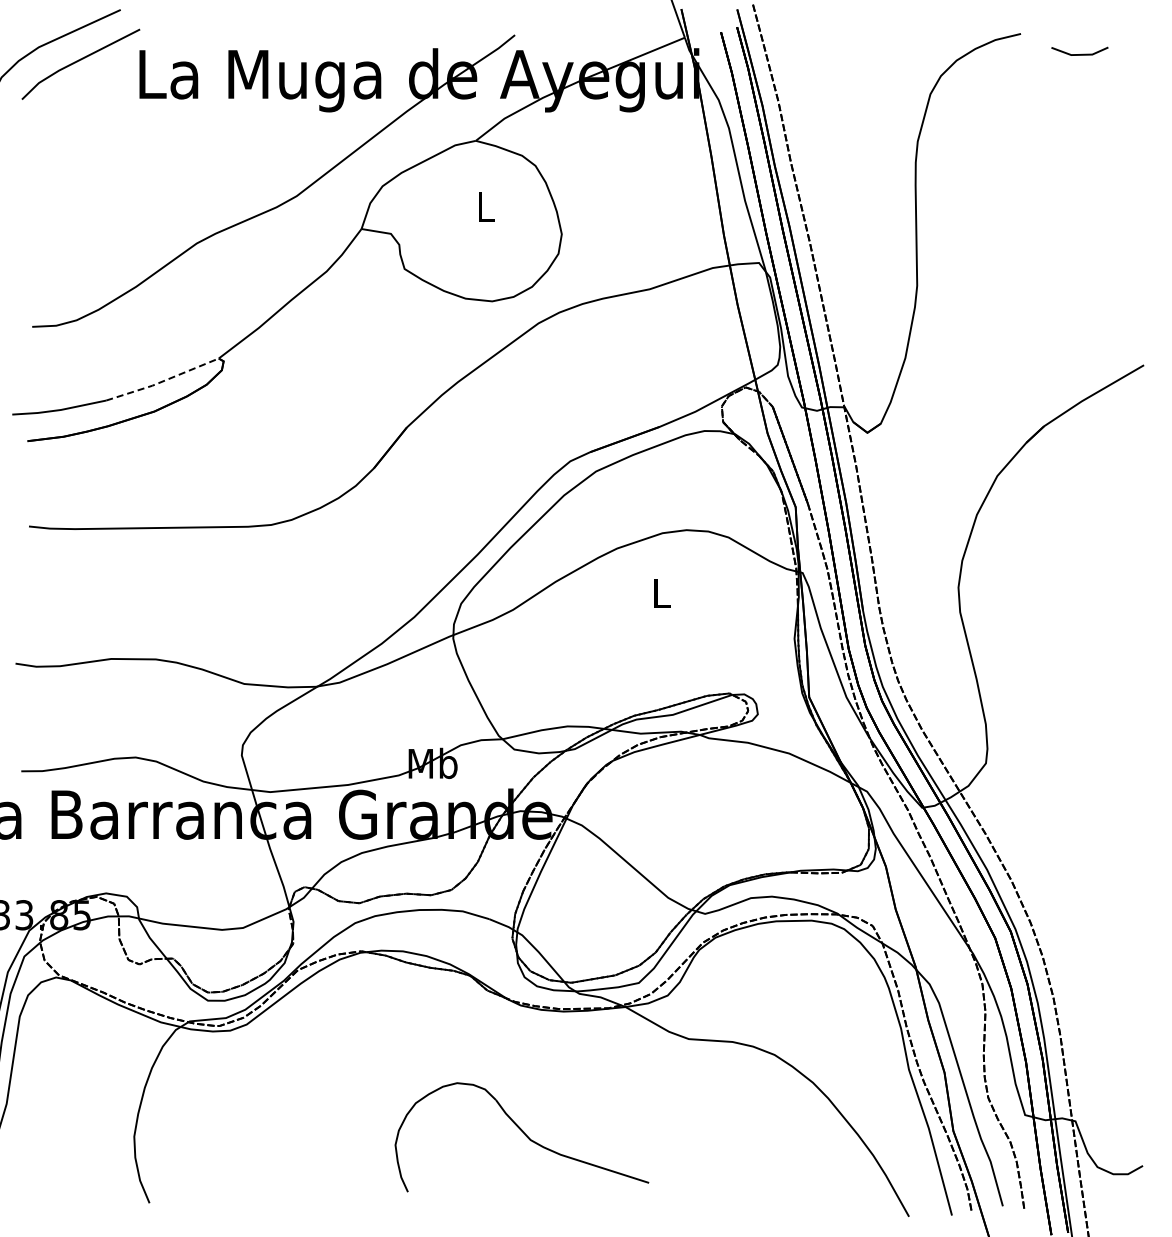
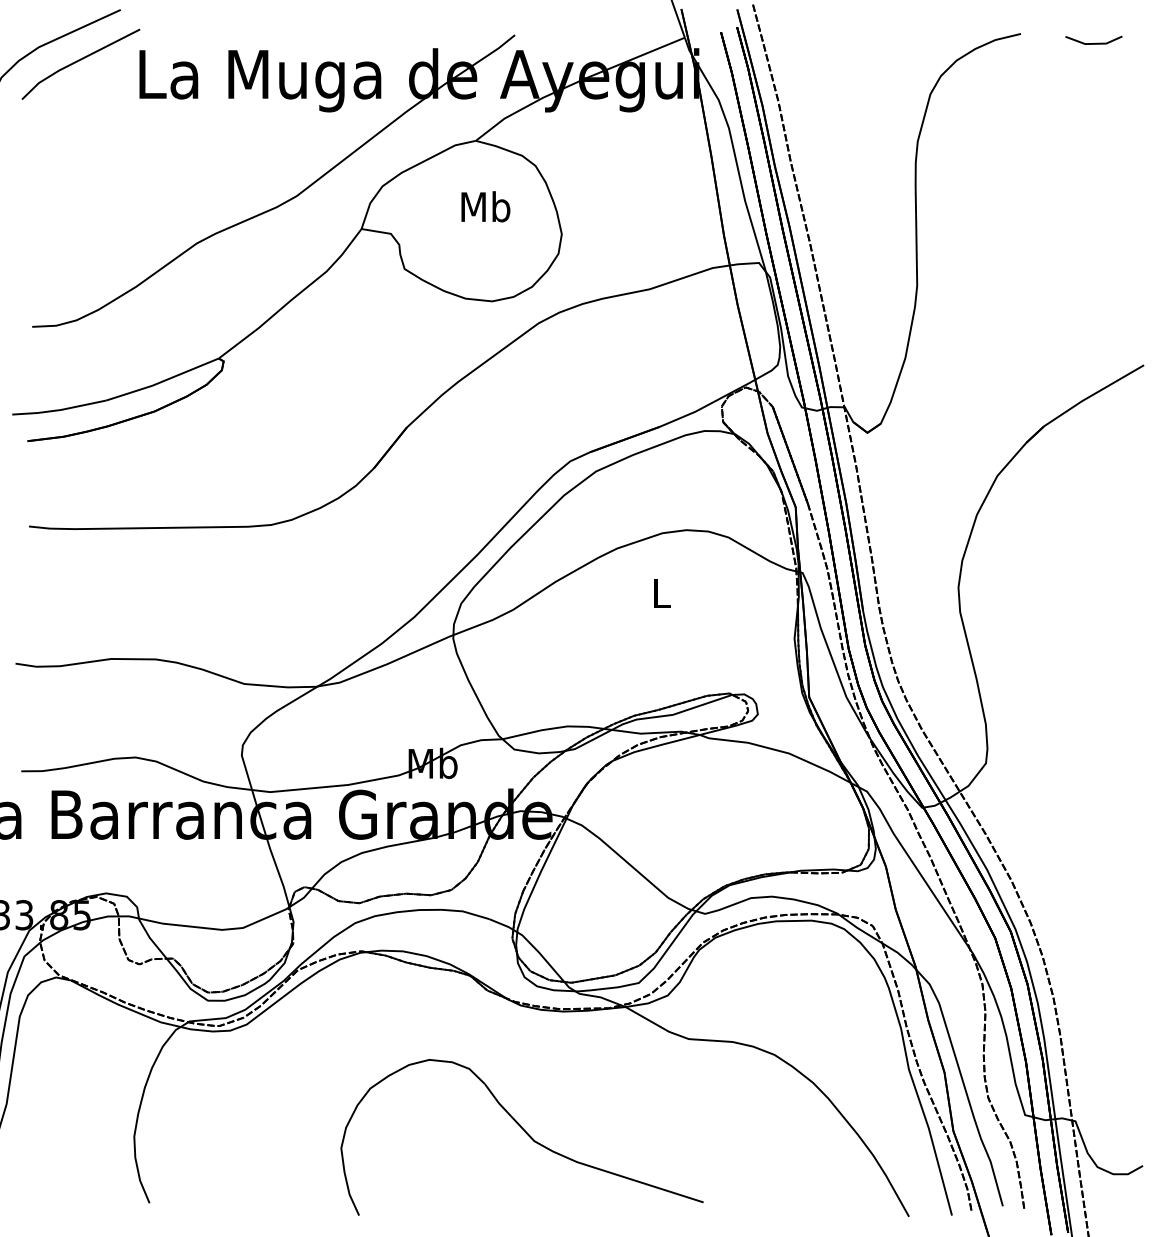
line position: (1079, 54) -> (1093, 43) (1093, 43)
text: L -> Mb (485, 206)
line: dashed -> solid (162, 381)
part size: 256x111 px -> 364x157 px (521, 1137)
